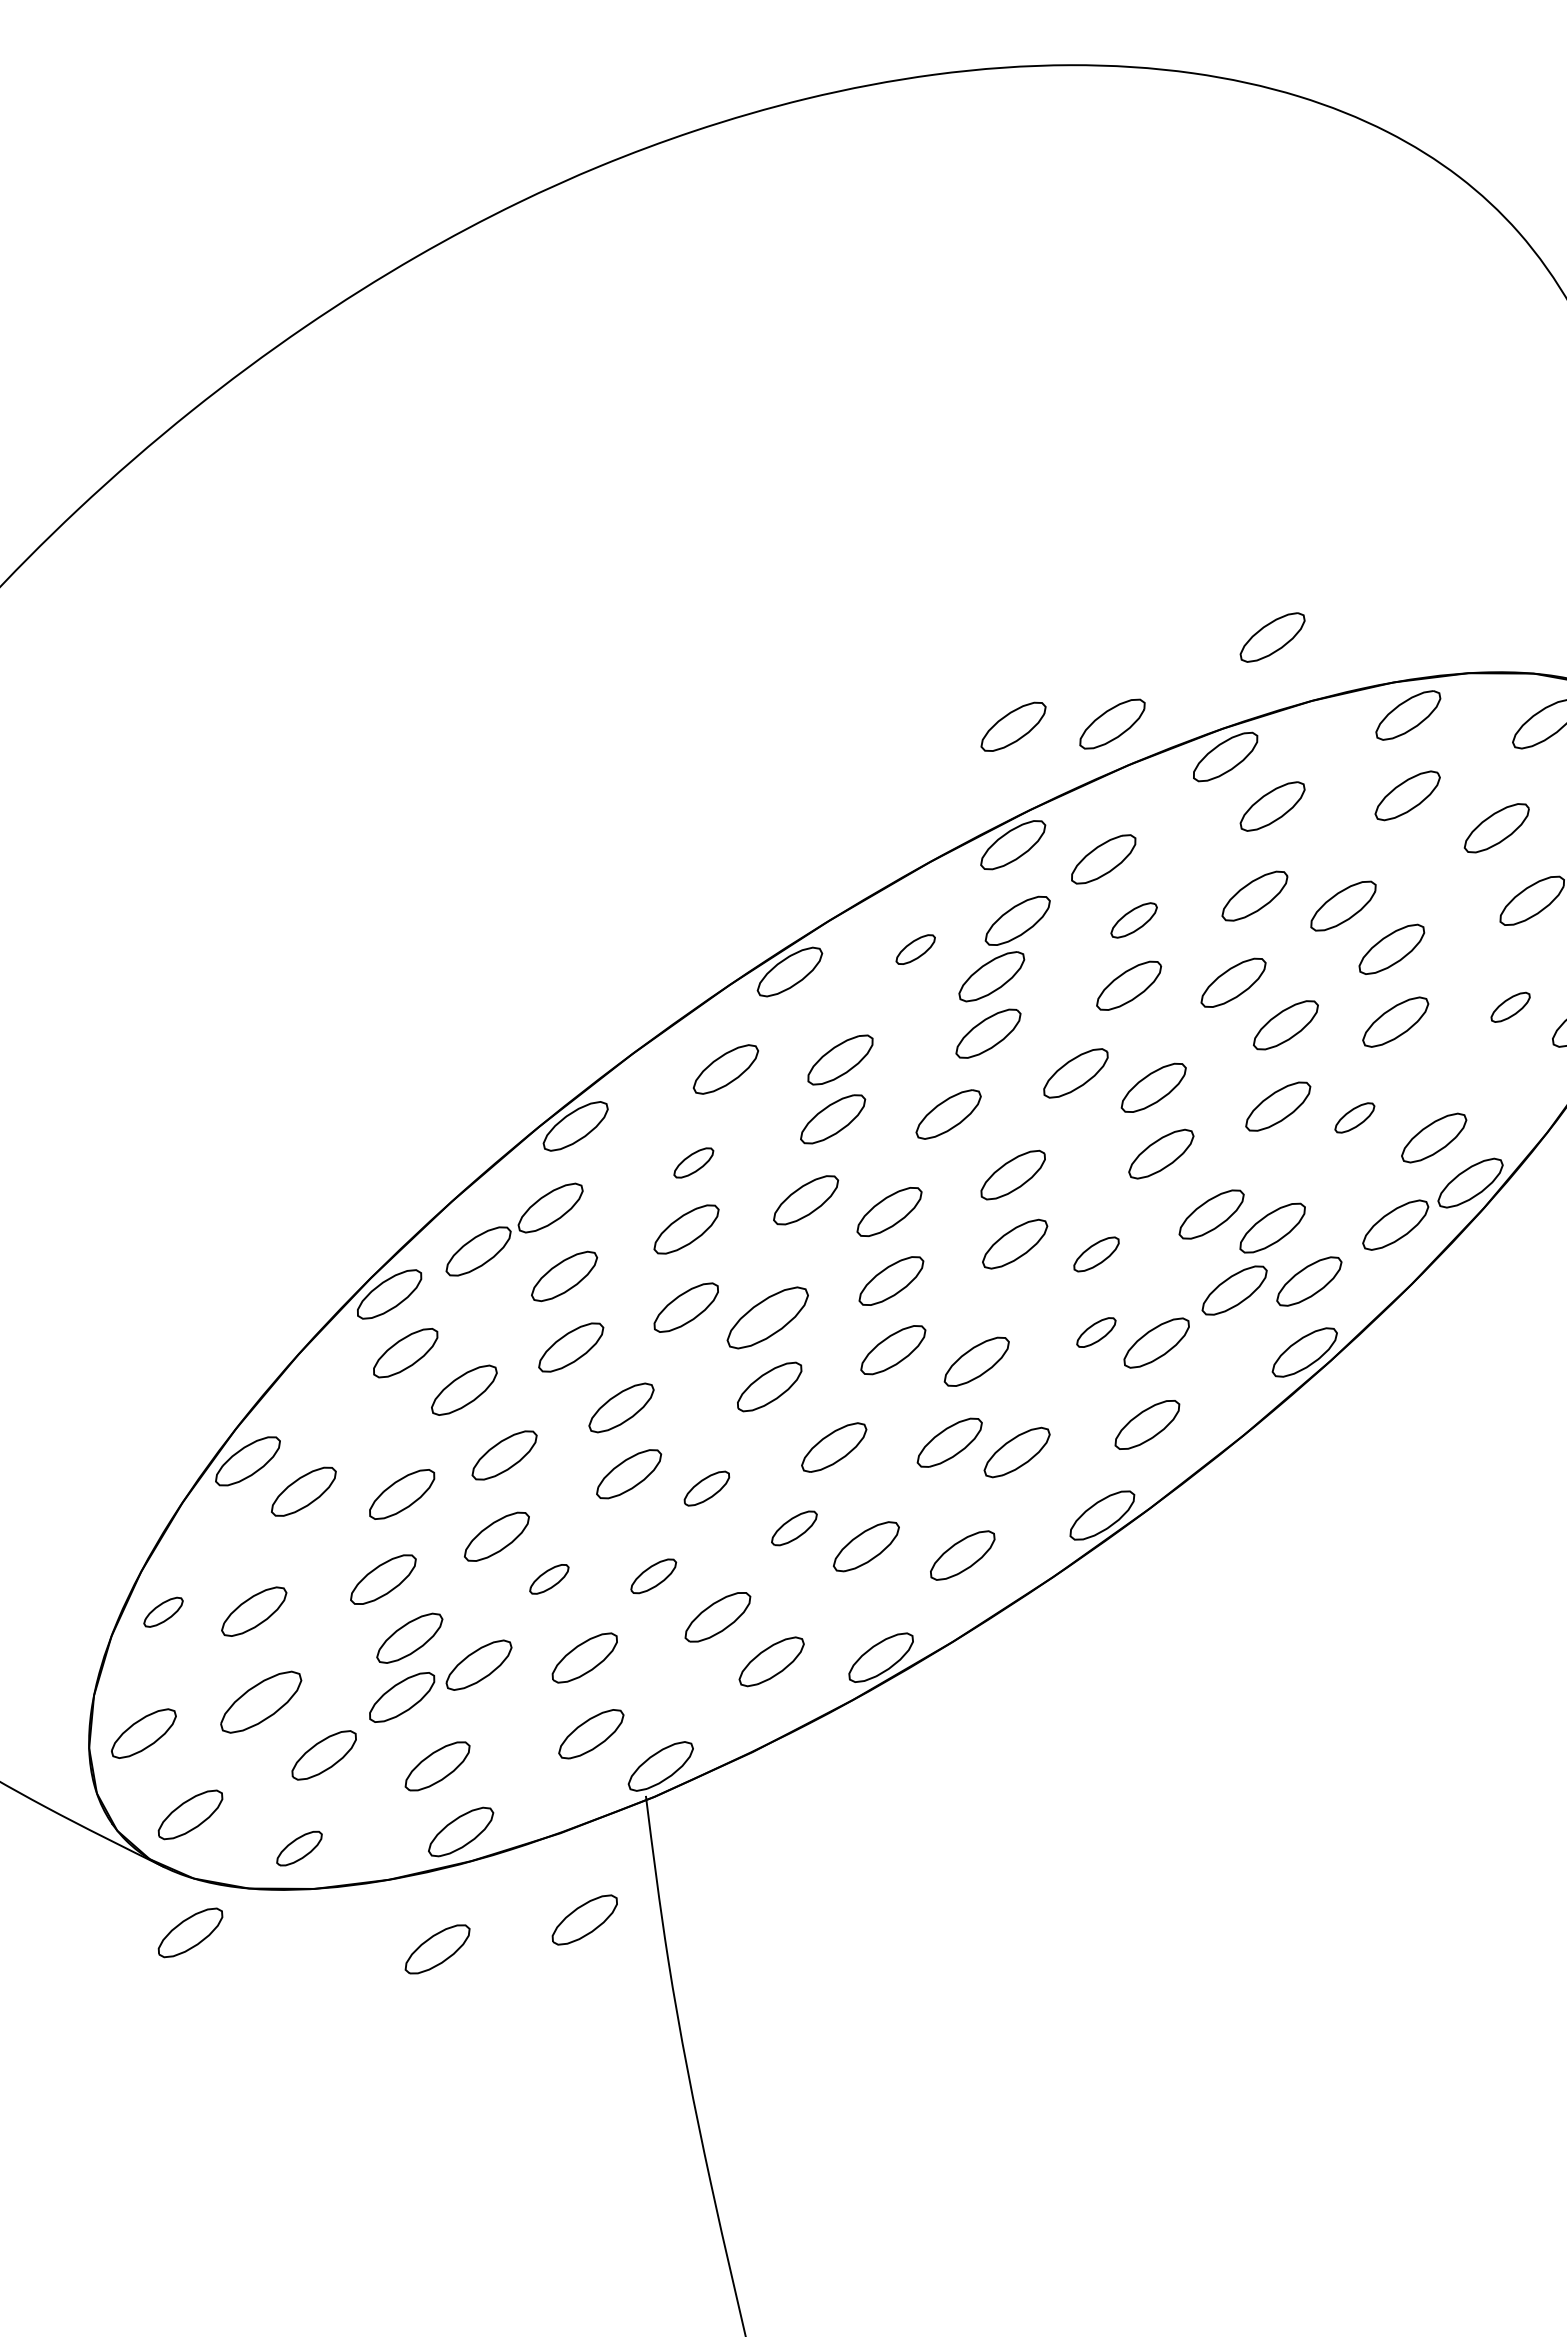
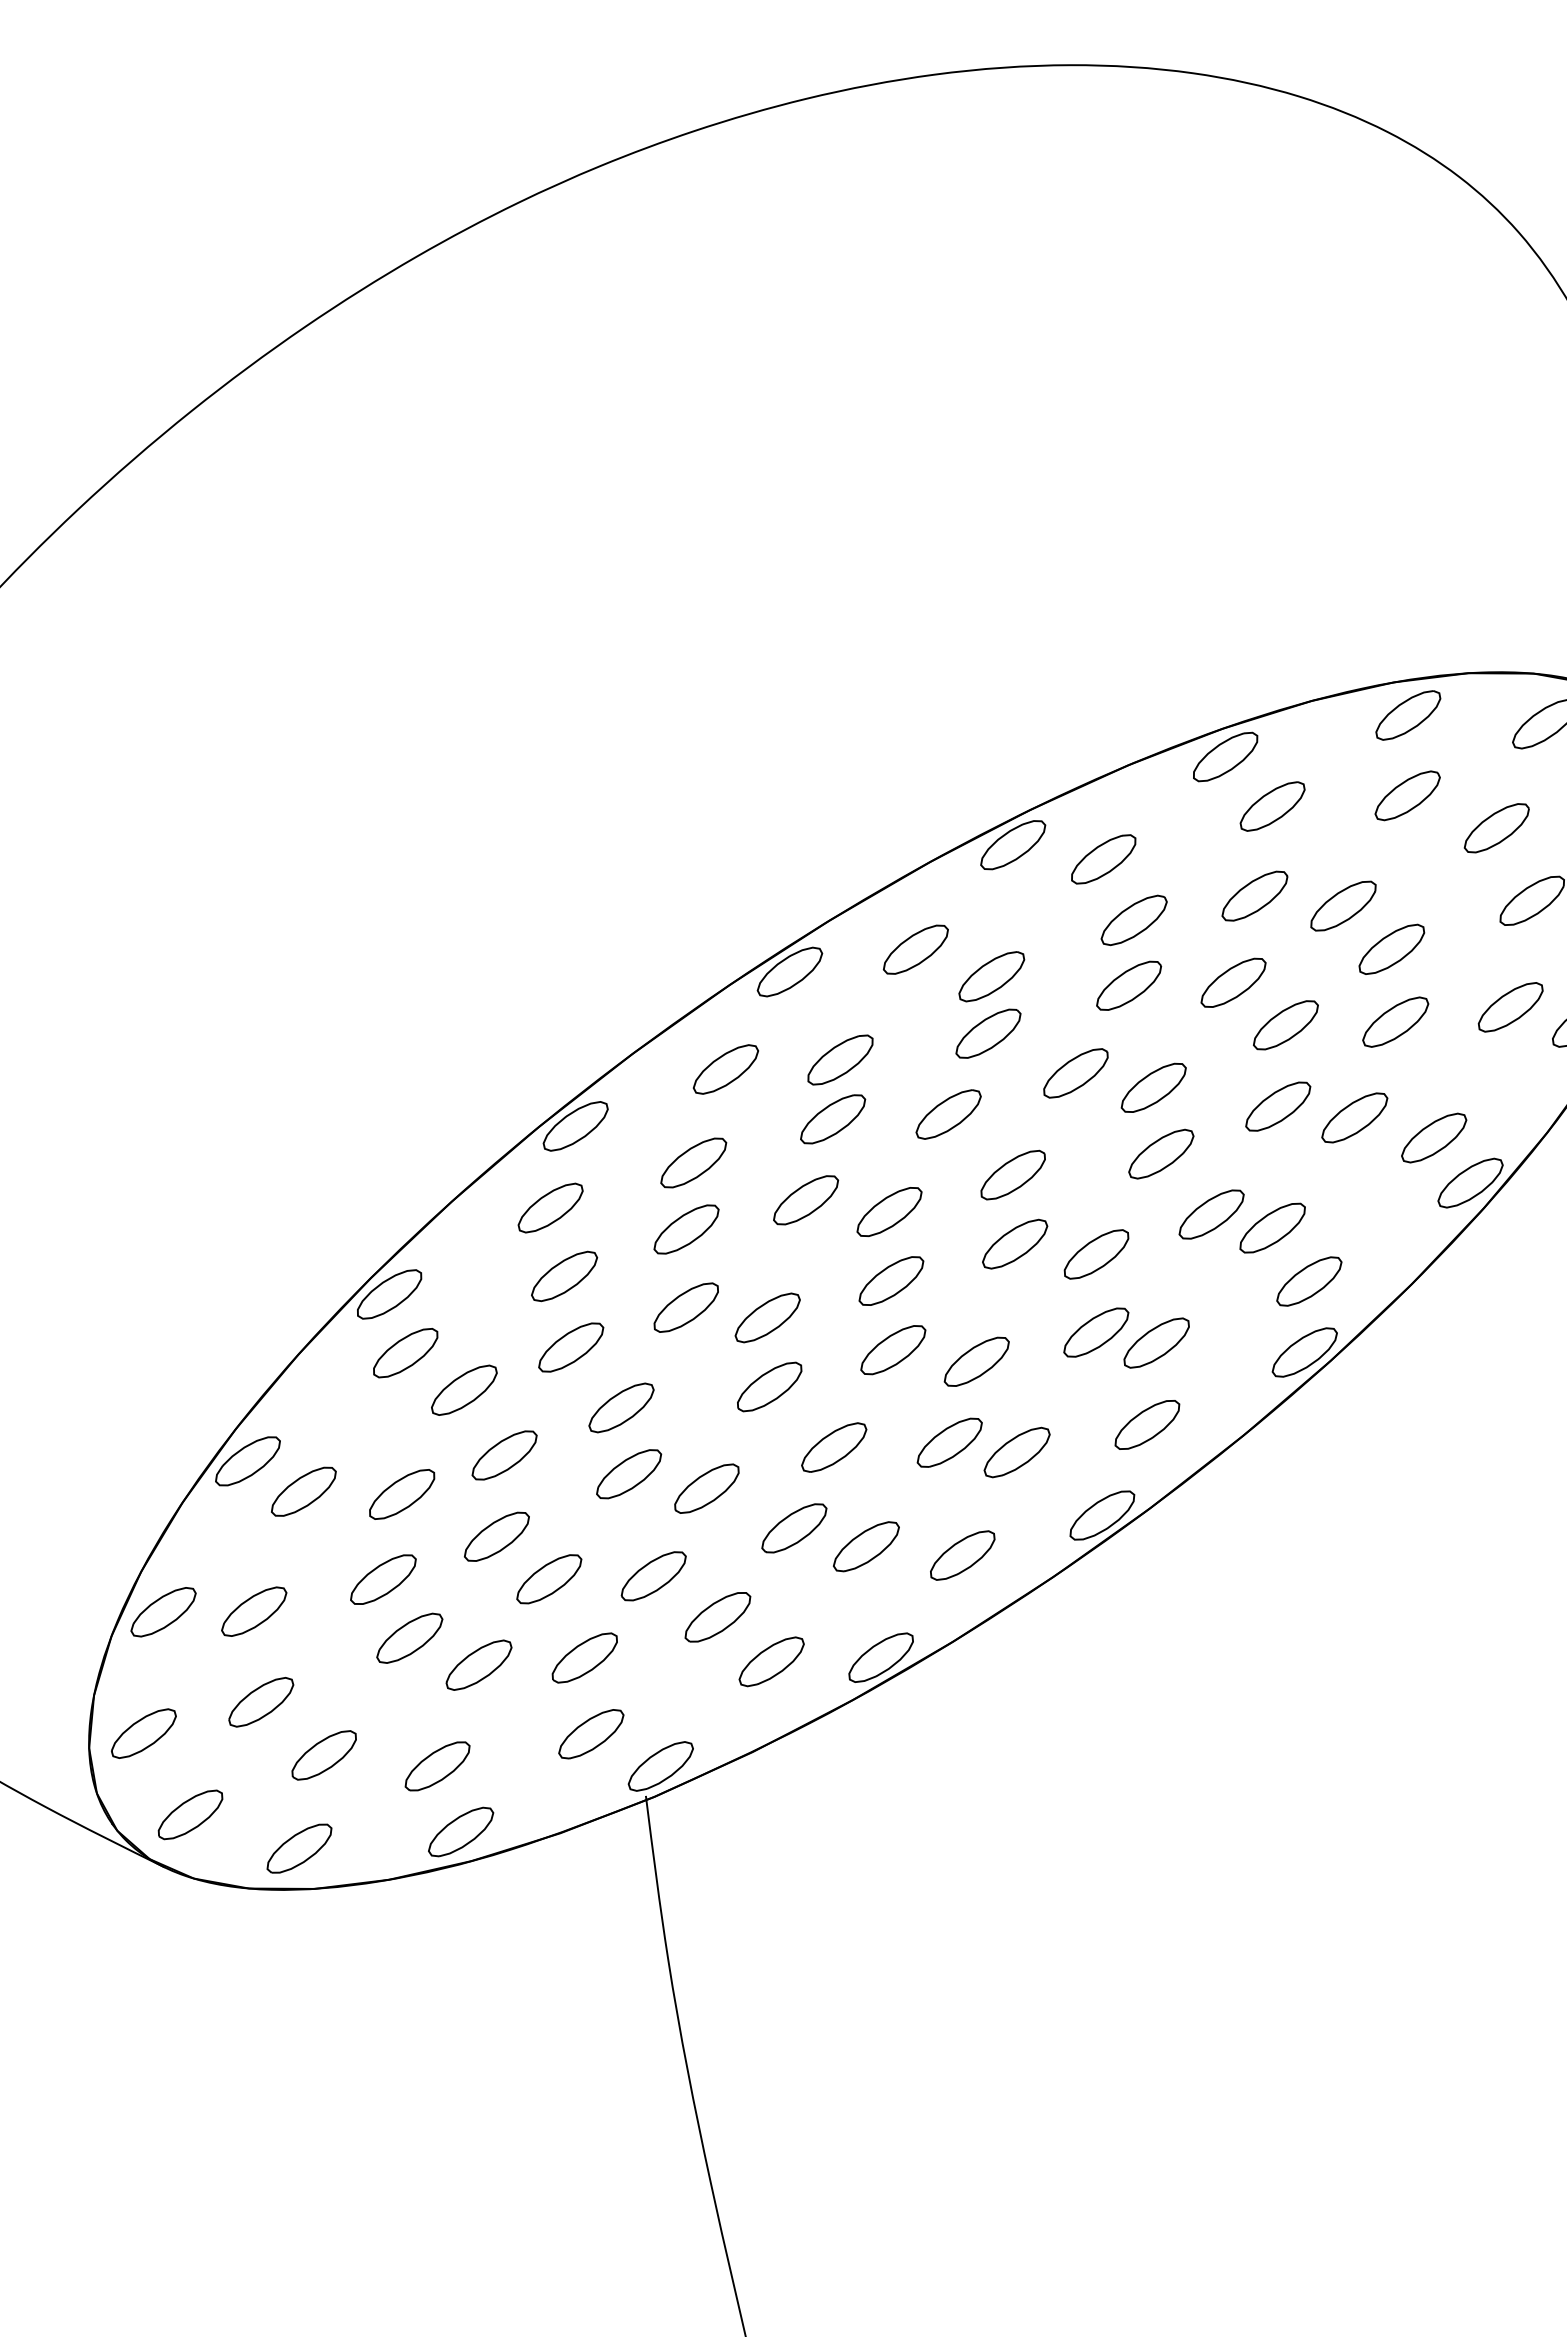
part: present -> none (1272, 637)
part: present -> none (1112, 723)
part: present -> none (1013, 726)
part: present -> none (1017, 920)
part size: 48x37 px -> 68x53 px (1133, 920)
part size: 41x31 px -> 67x51 px (915, 949)
part size: 41x32 px -> 67x51 px (1510, 1007)
part size: 42x32 px -> 68x52 px (1354, 1117)
part size: 42x32 px -> 68x52 px (693, 1162)
part: present -> none (1395, 1224)
part: present -> none (478, 1251)
part size: 47x37 px -> 67x51 px (1096, 1254)
part: present -> none (1234, 1290)
part size: 83x64 px -> 67x52 px (767, 1317)
part size: 41x31 px -> 67x51 px (1096, 1332)
part size: 48x37 px -> 66x51 px (706, 1488)
part size: 47x37 px -> 67x51 px (794, 1528)
part size: 48x37 px -> 67x51 px (653, 1576)
part size: 41x31 px -> 67x51 px (549, 1579)
part size: 41x32 px -> 67x51 px (163, 1612)
part: present -> none (402, 1697)
part size: 83x64 px -> 67x51 px (261, 1702)
part size: 47x37 px -> 67x51 px (299, 1848)
part: present -> none (584, 1919)
part: present -> none (190, 1932)
part: present -> none (437, 1949)
